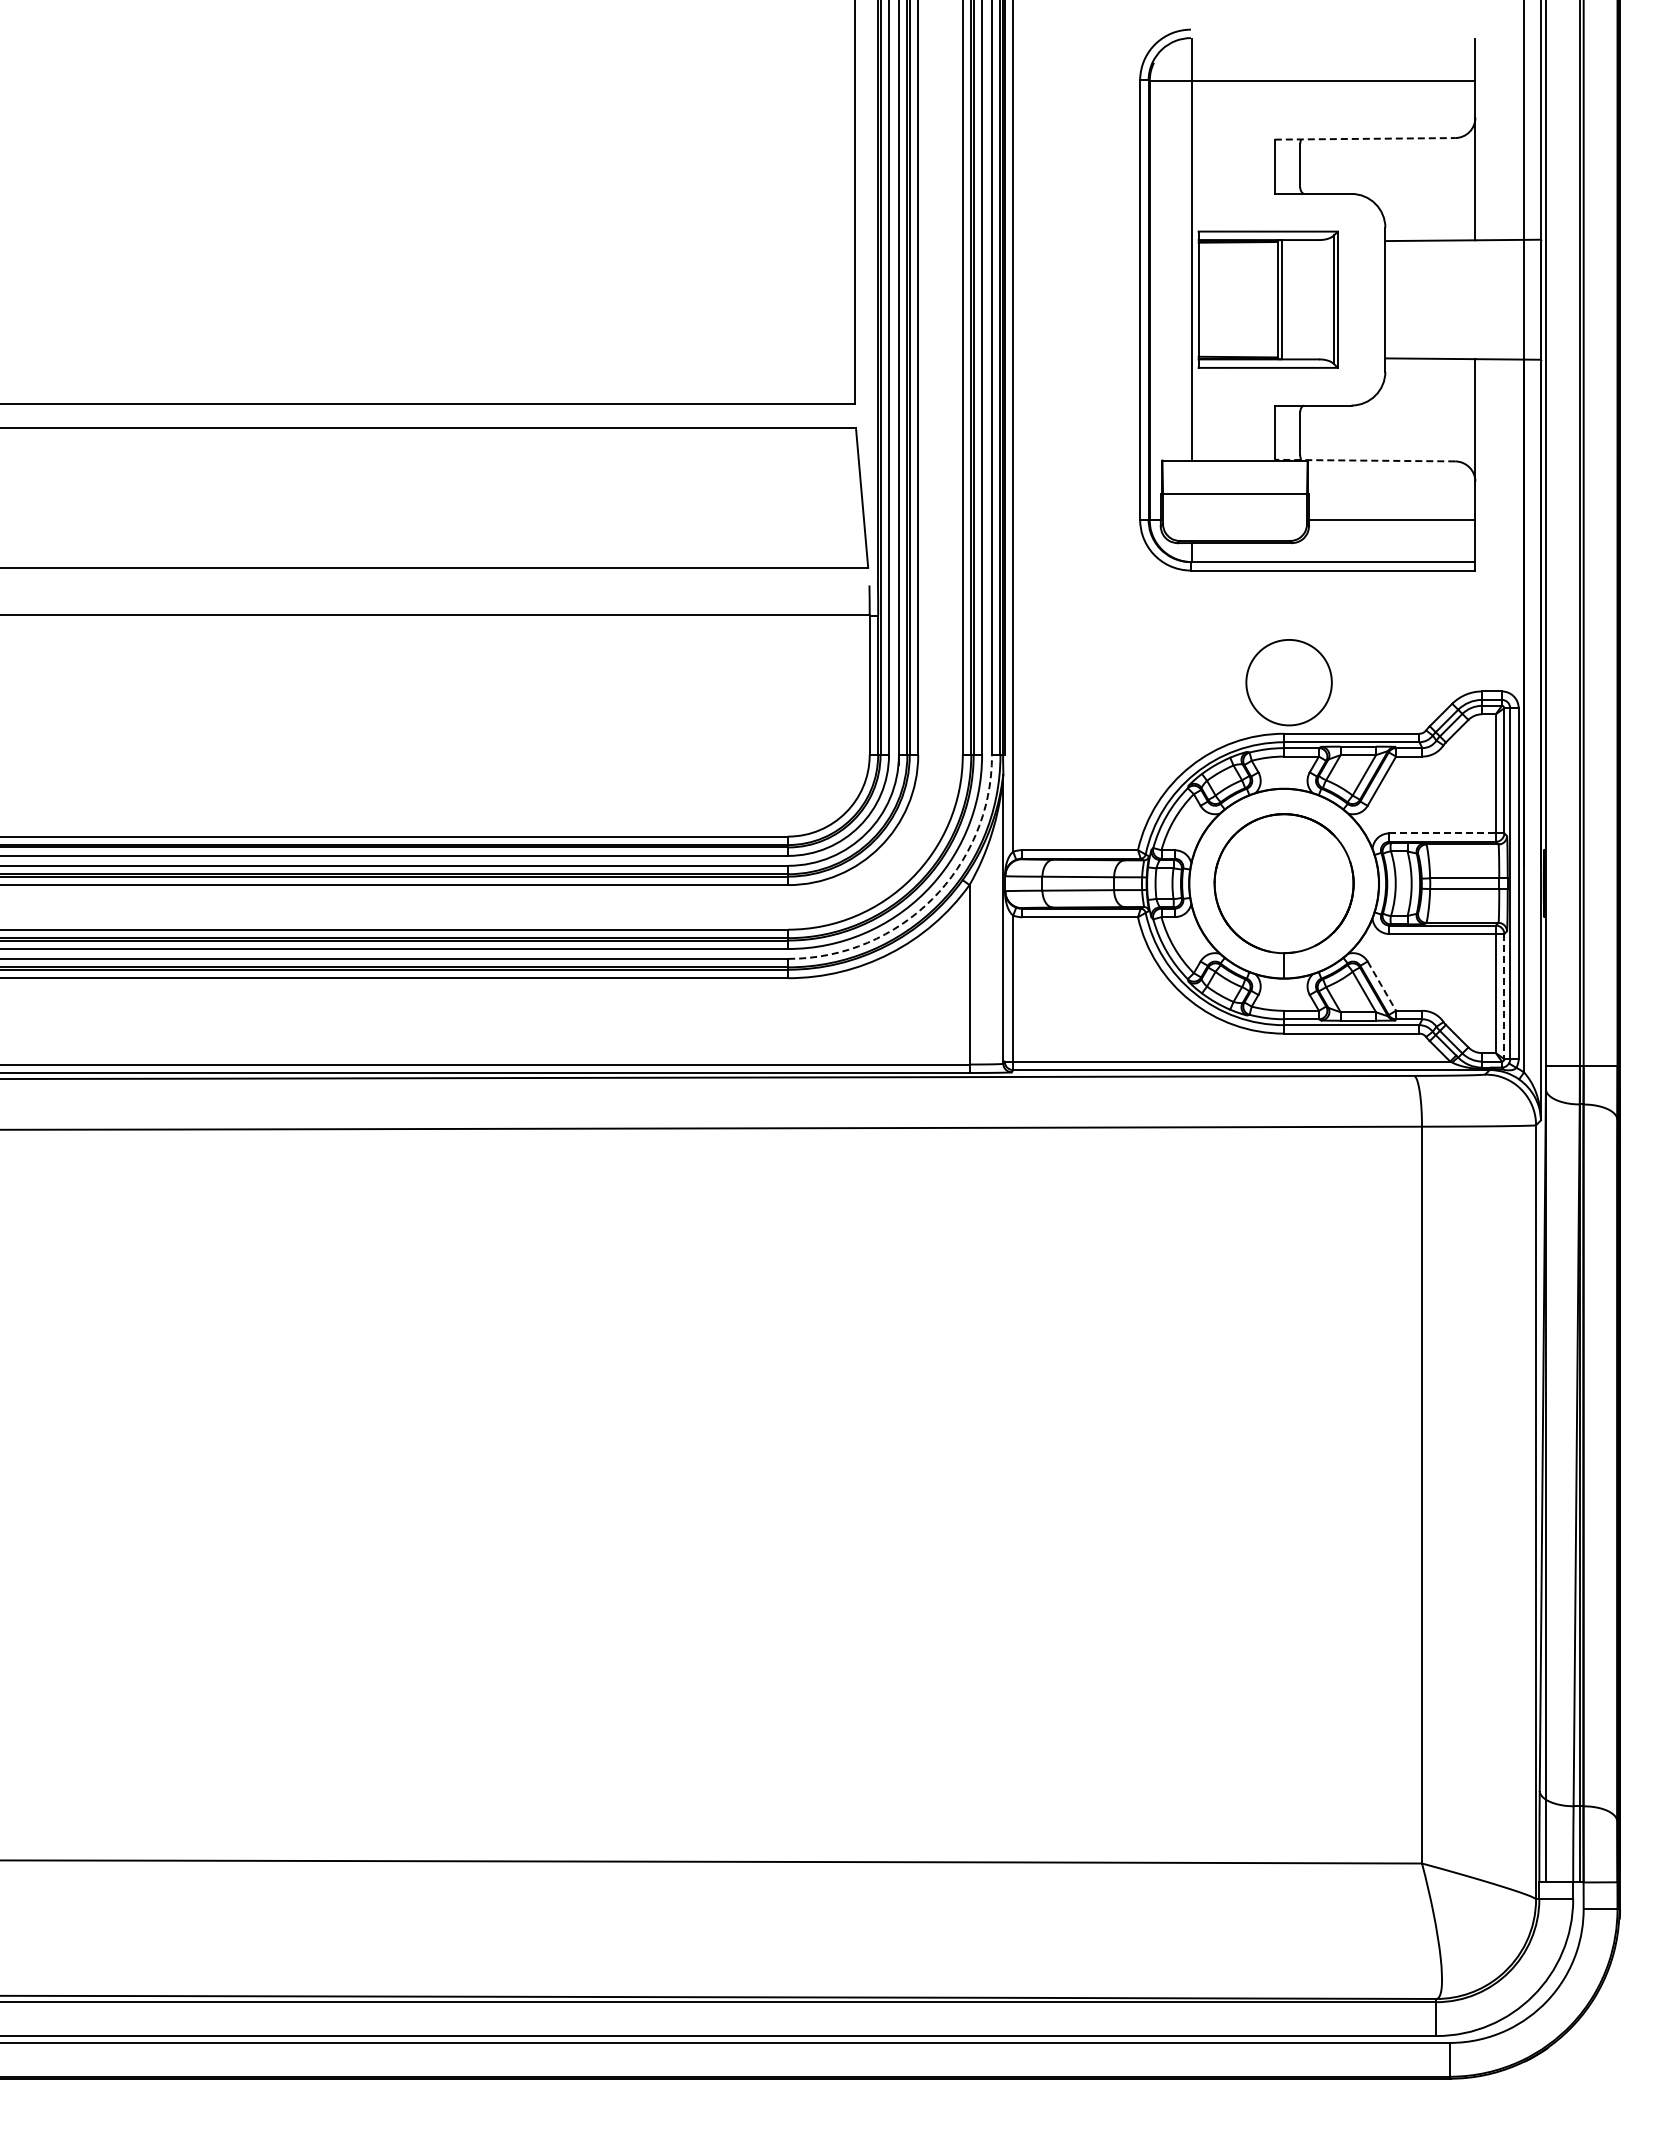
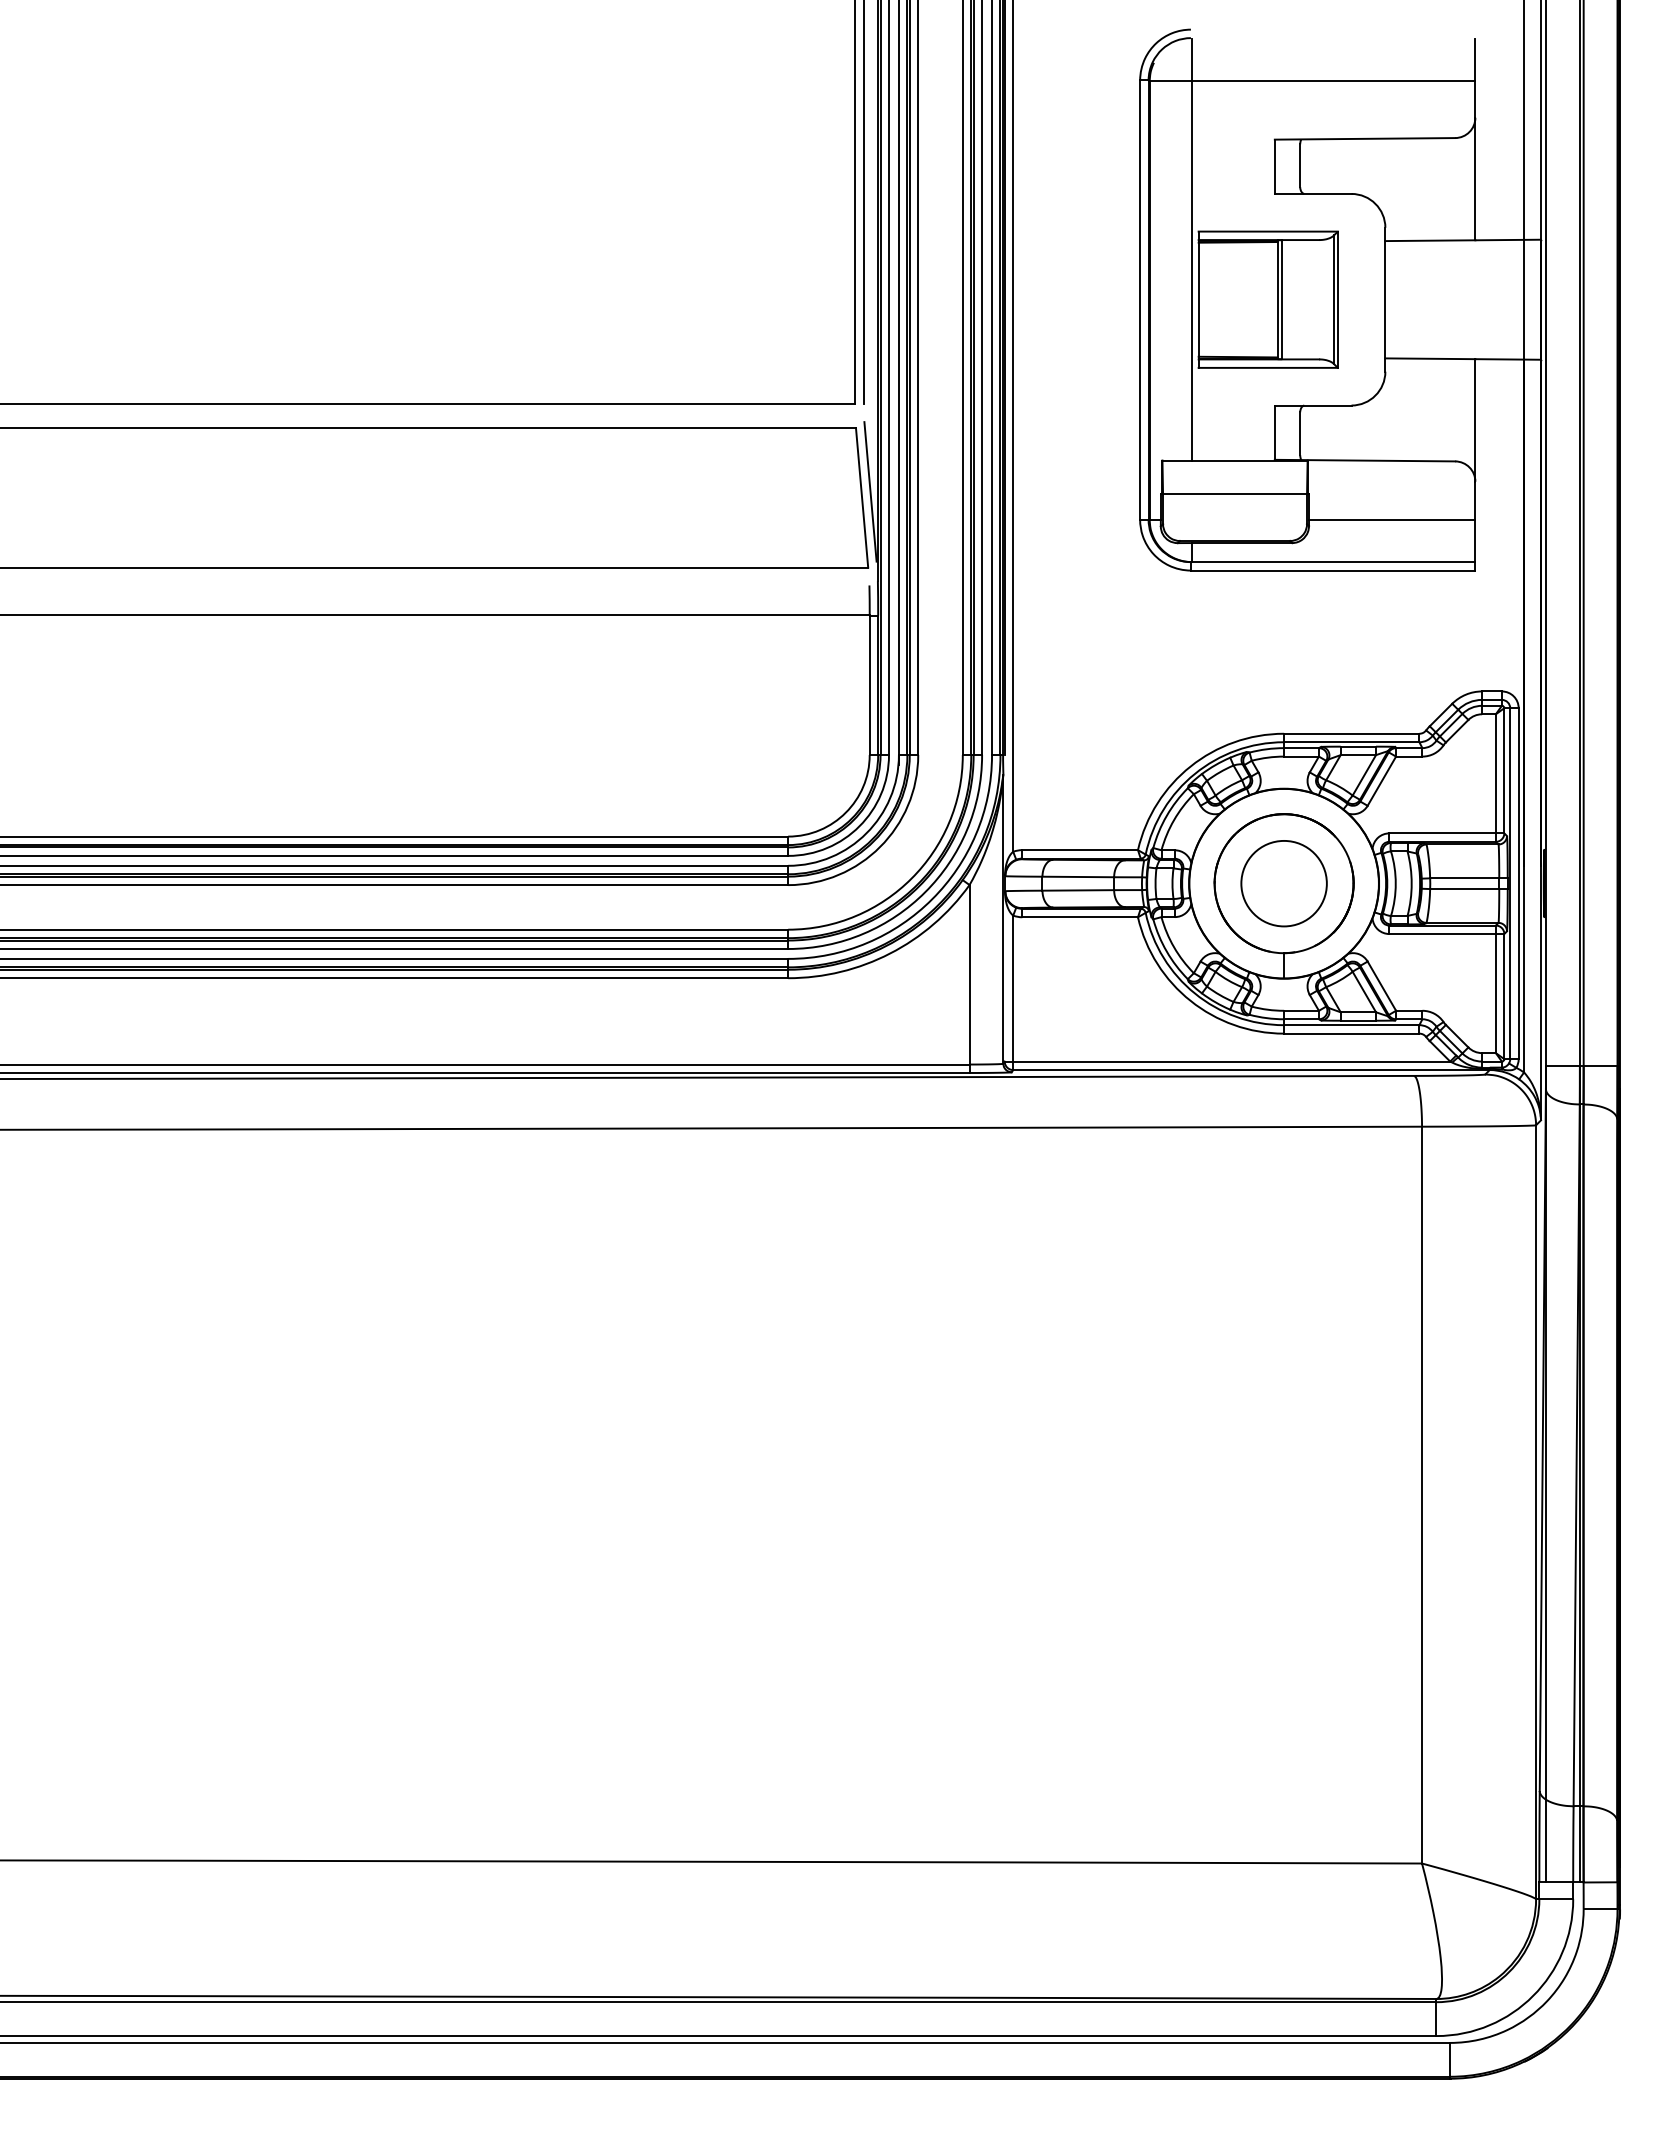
line: dashed -> solid (1365, 138)
line: none -> present (863, 203)
line: dashed -> solid (1364, 460)
line: none -> present (870, 491)
circle position: (1288, 682) -> (1283, 883) (1283, 883)
line: dashed -> solid (1443, 833)
arc: dashed -> solid (932, 899)
line: dashed -> solid (1382, 986)
line: dashed -> solid (1504, 996)
